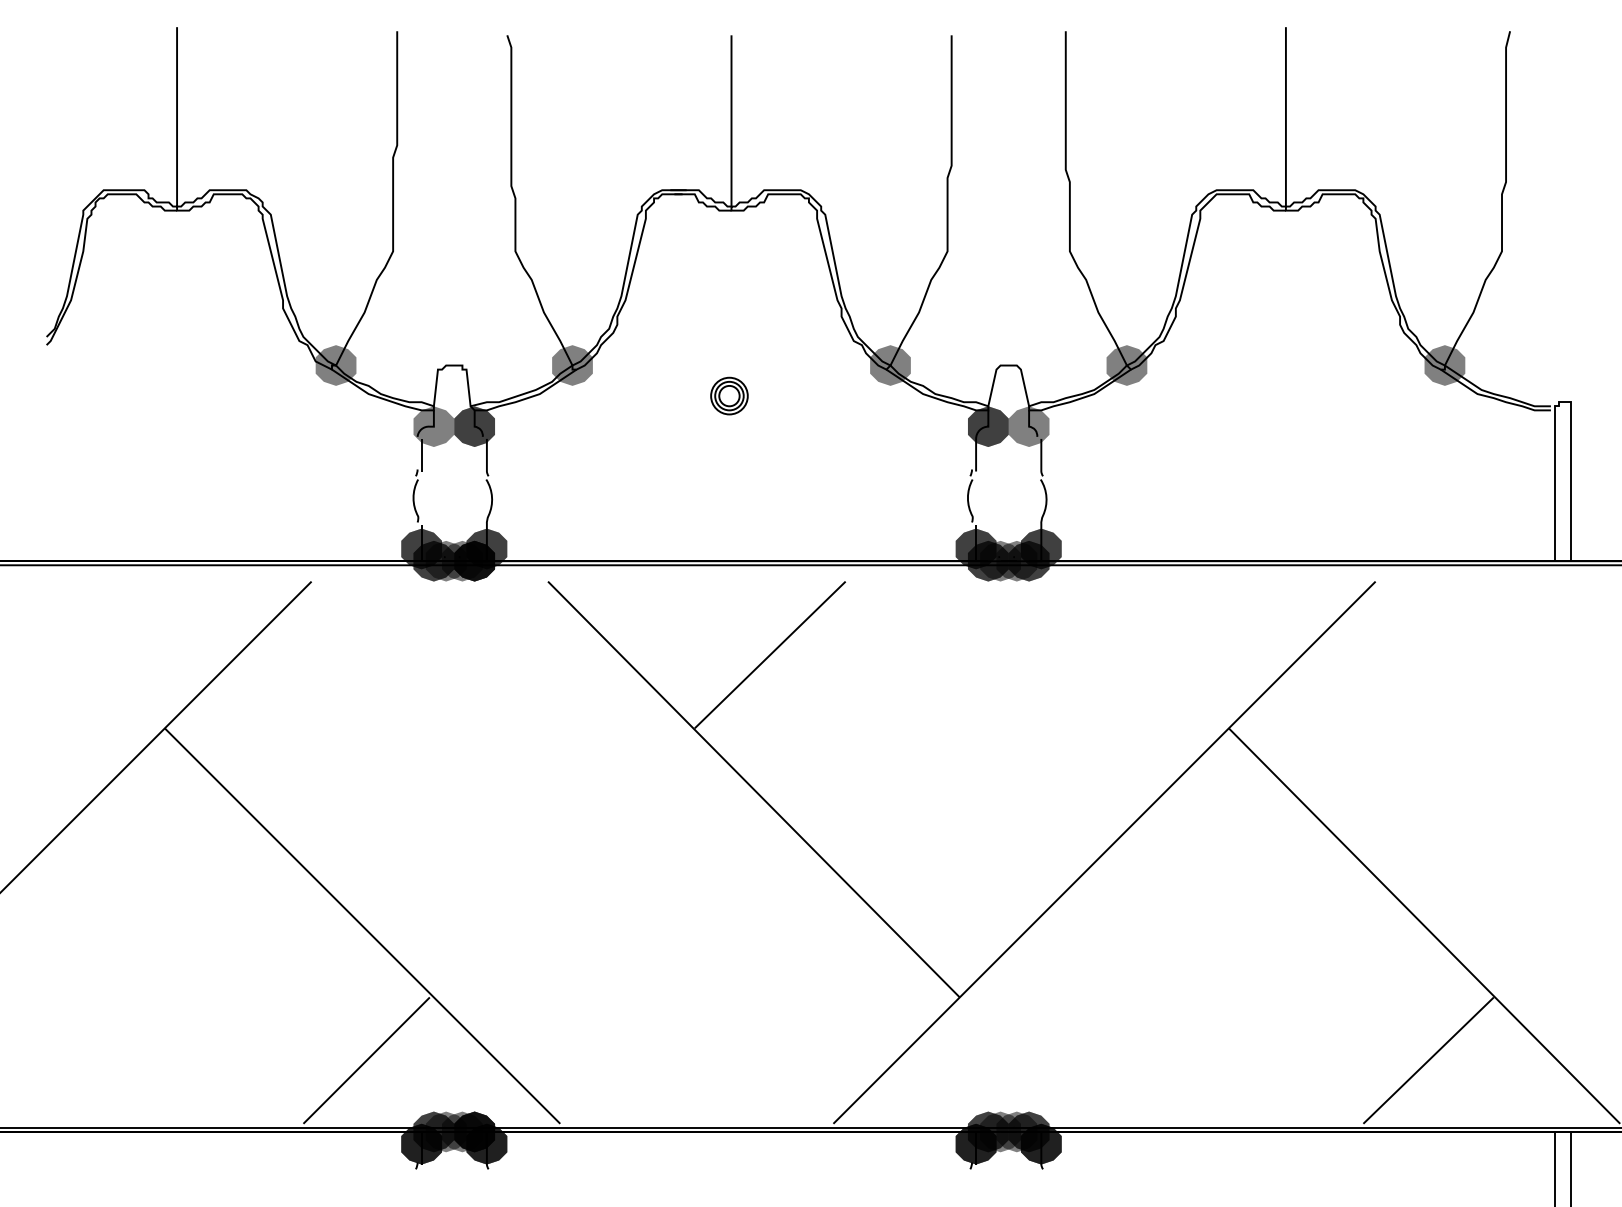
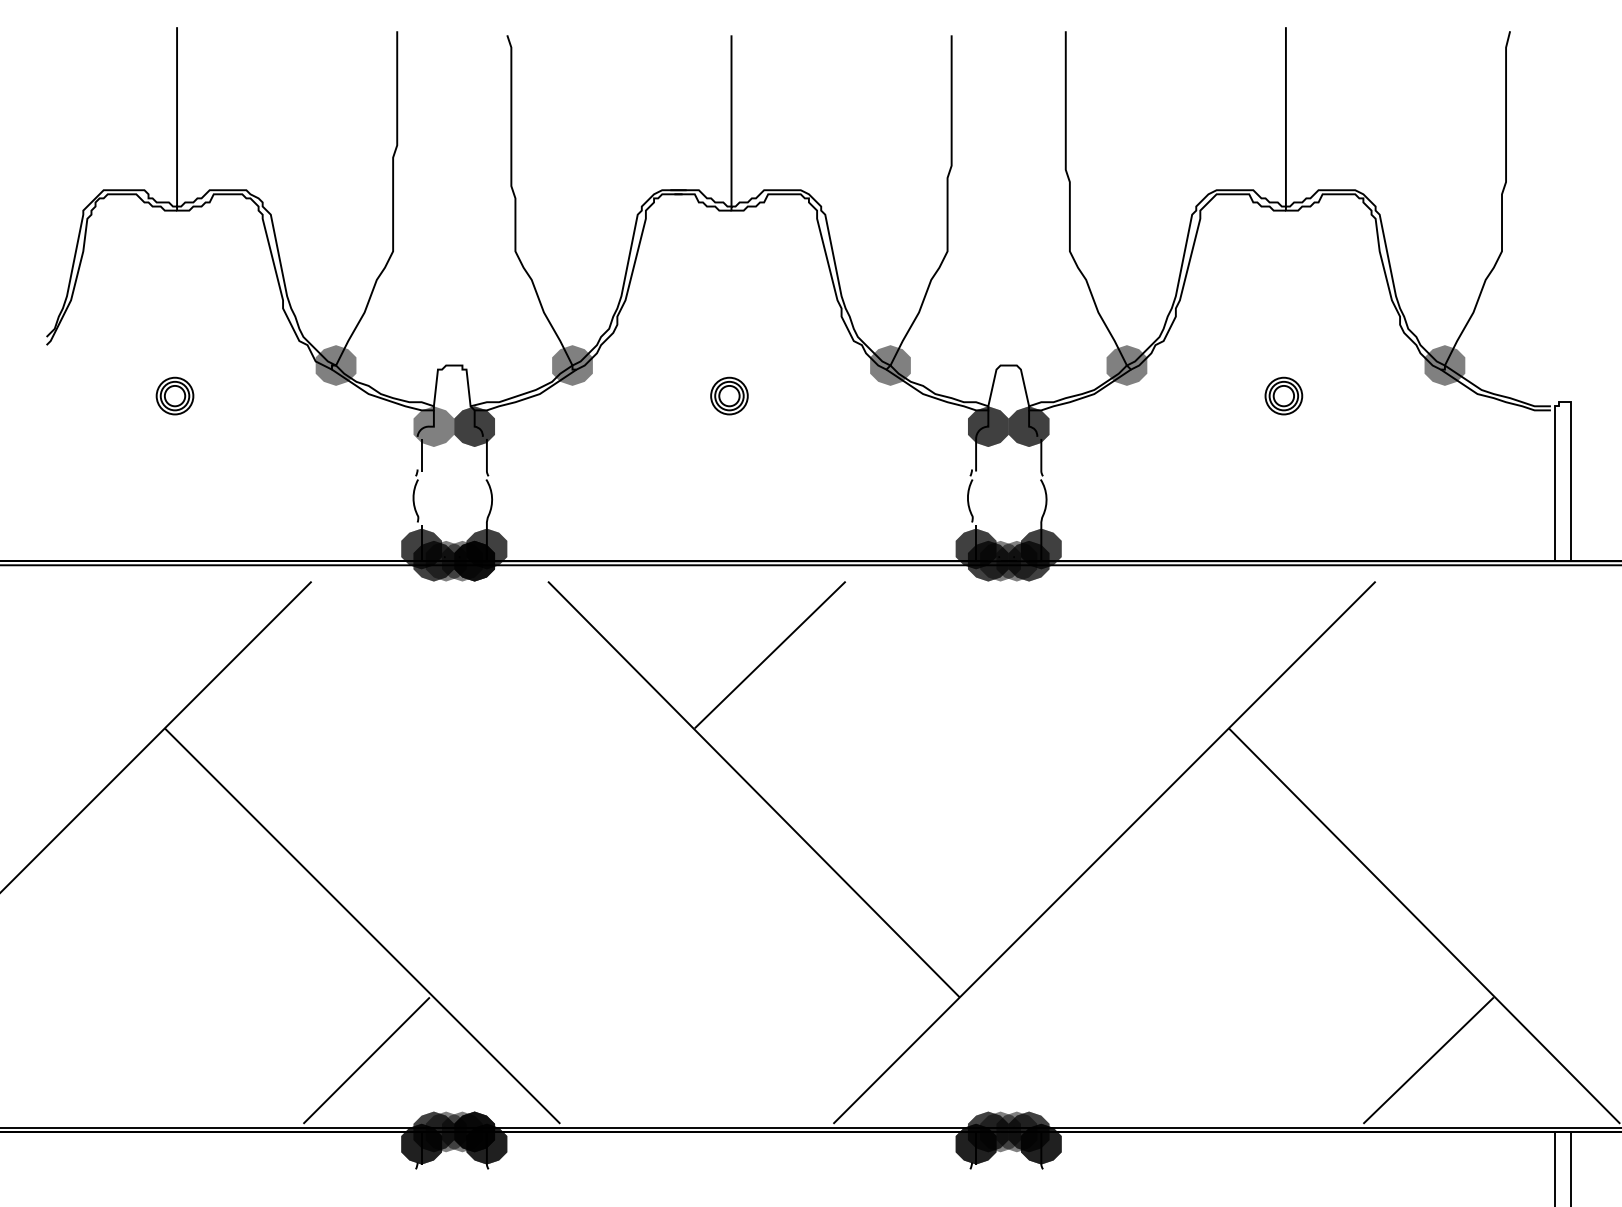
part: none -> present (174, 395)
part: none -> present (1283, 395)
fill: none -> present (1028, 426)
